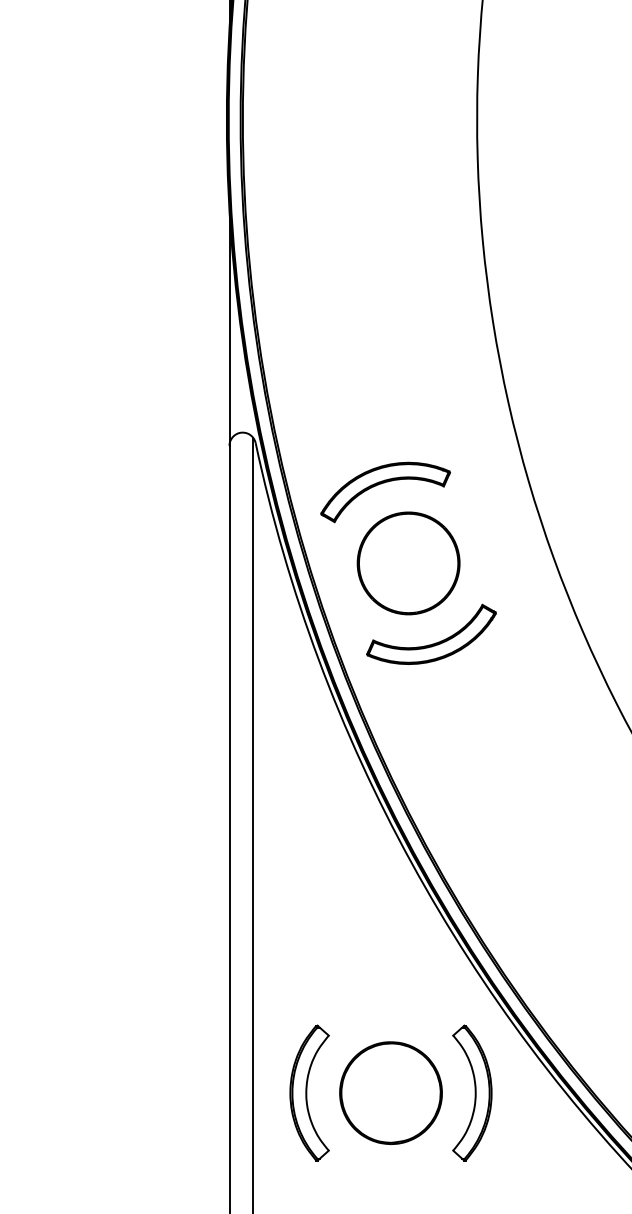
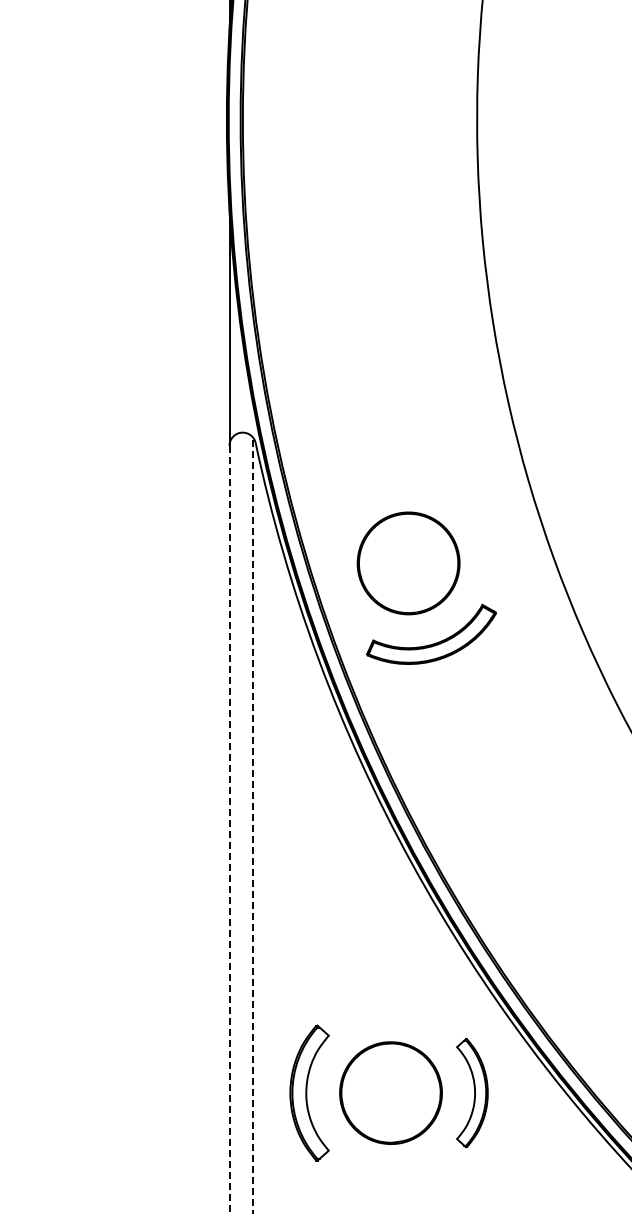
part: present -> none (381, 484)
line: solid -> dashed (253, 825)
line: solid -> dashed (229, 829)
part size: 41x138 px -> 33x111 px (472, 1093)
